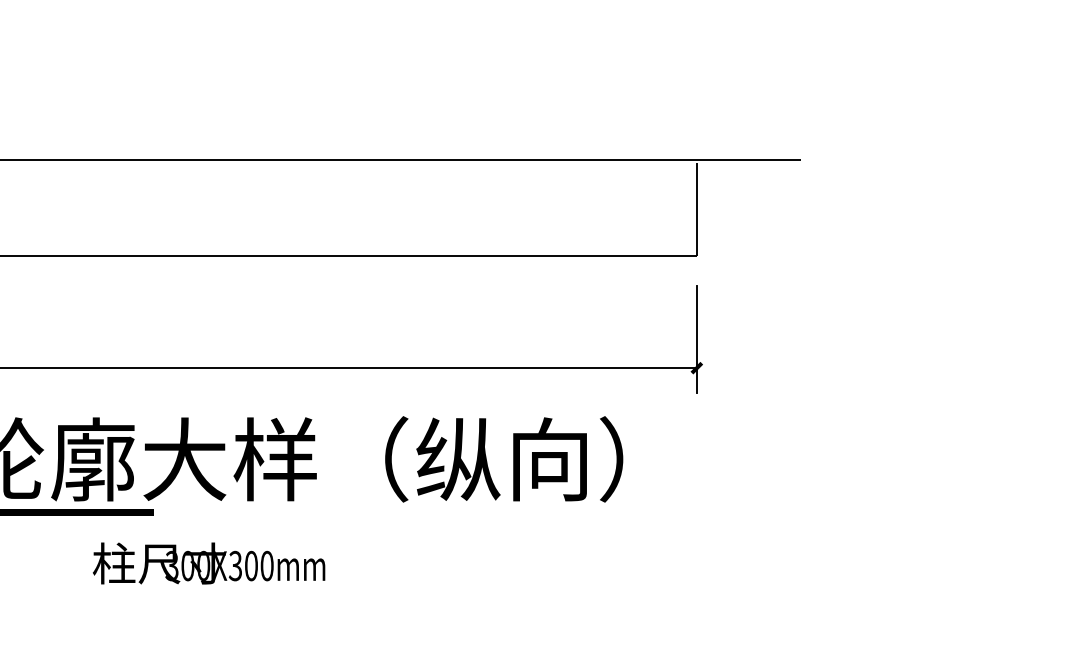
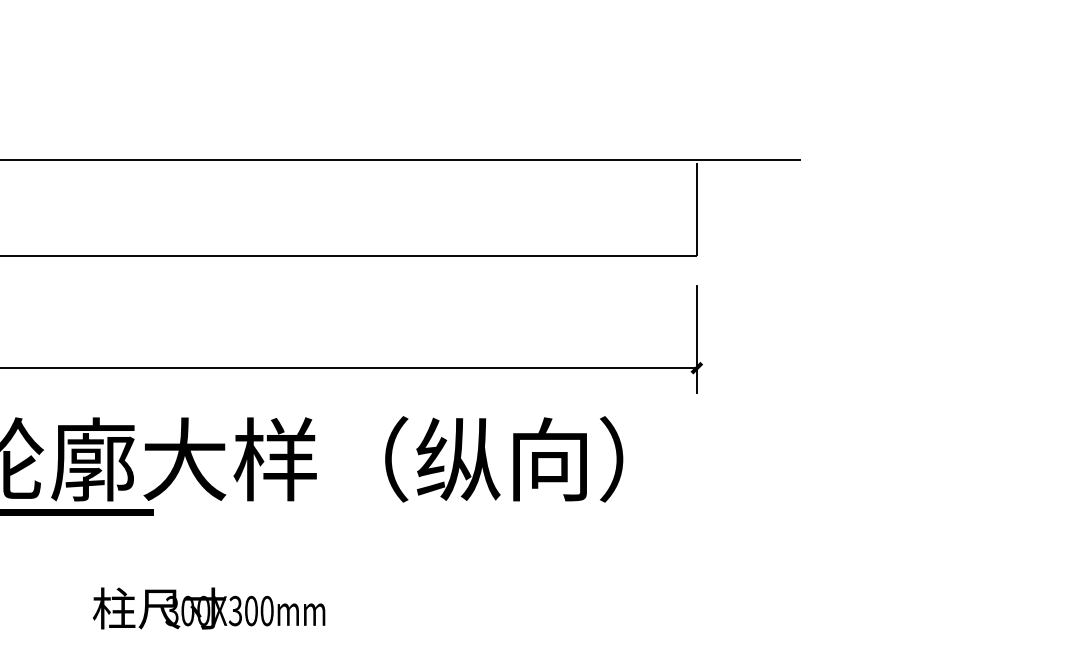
text position: (209, 563) -> (209, 608) (209, 608)
